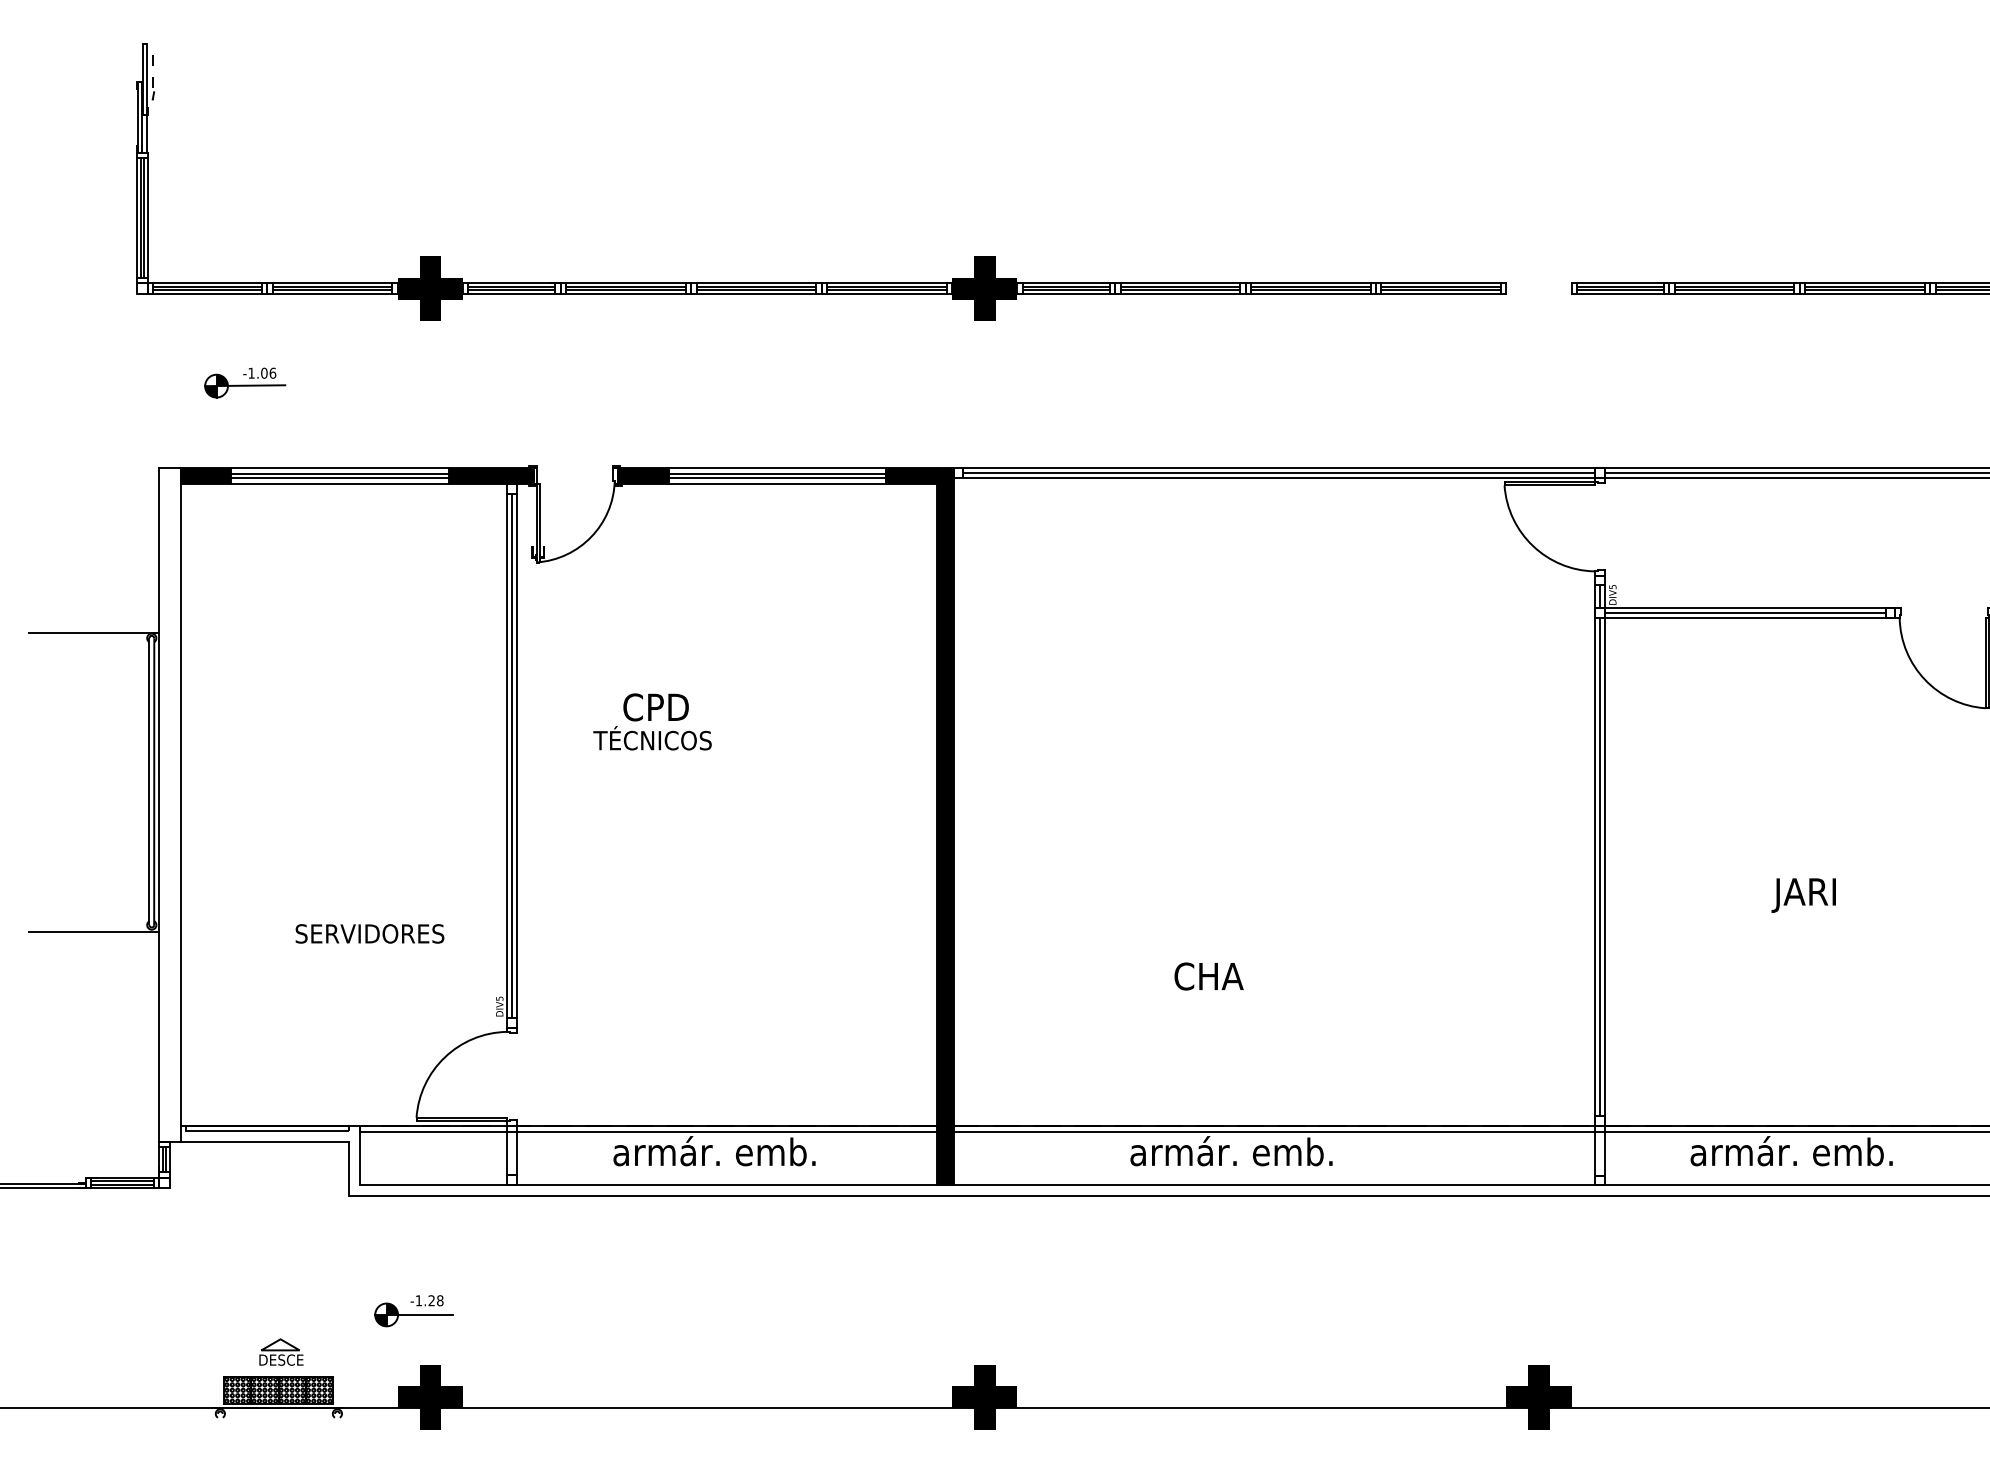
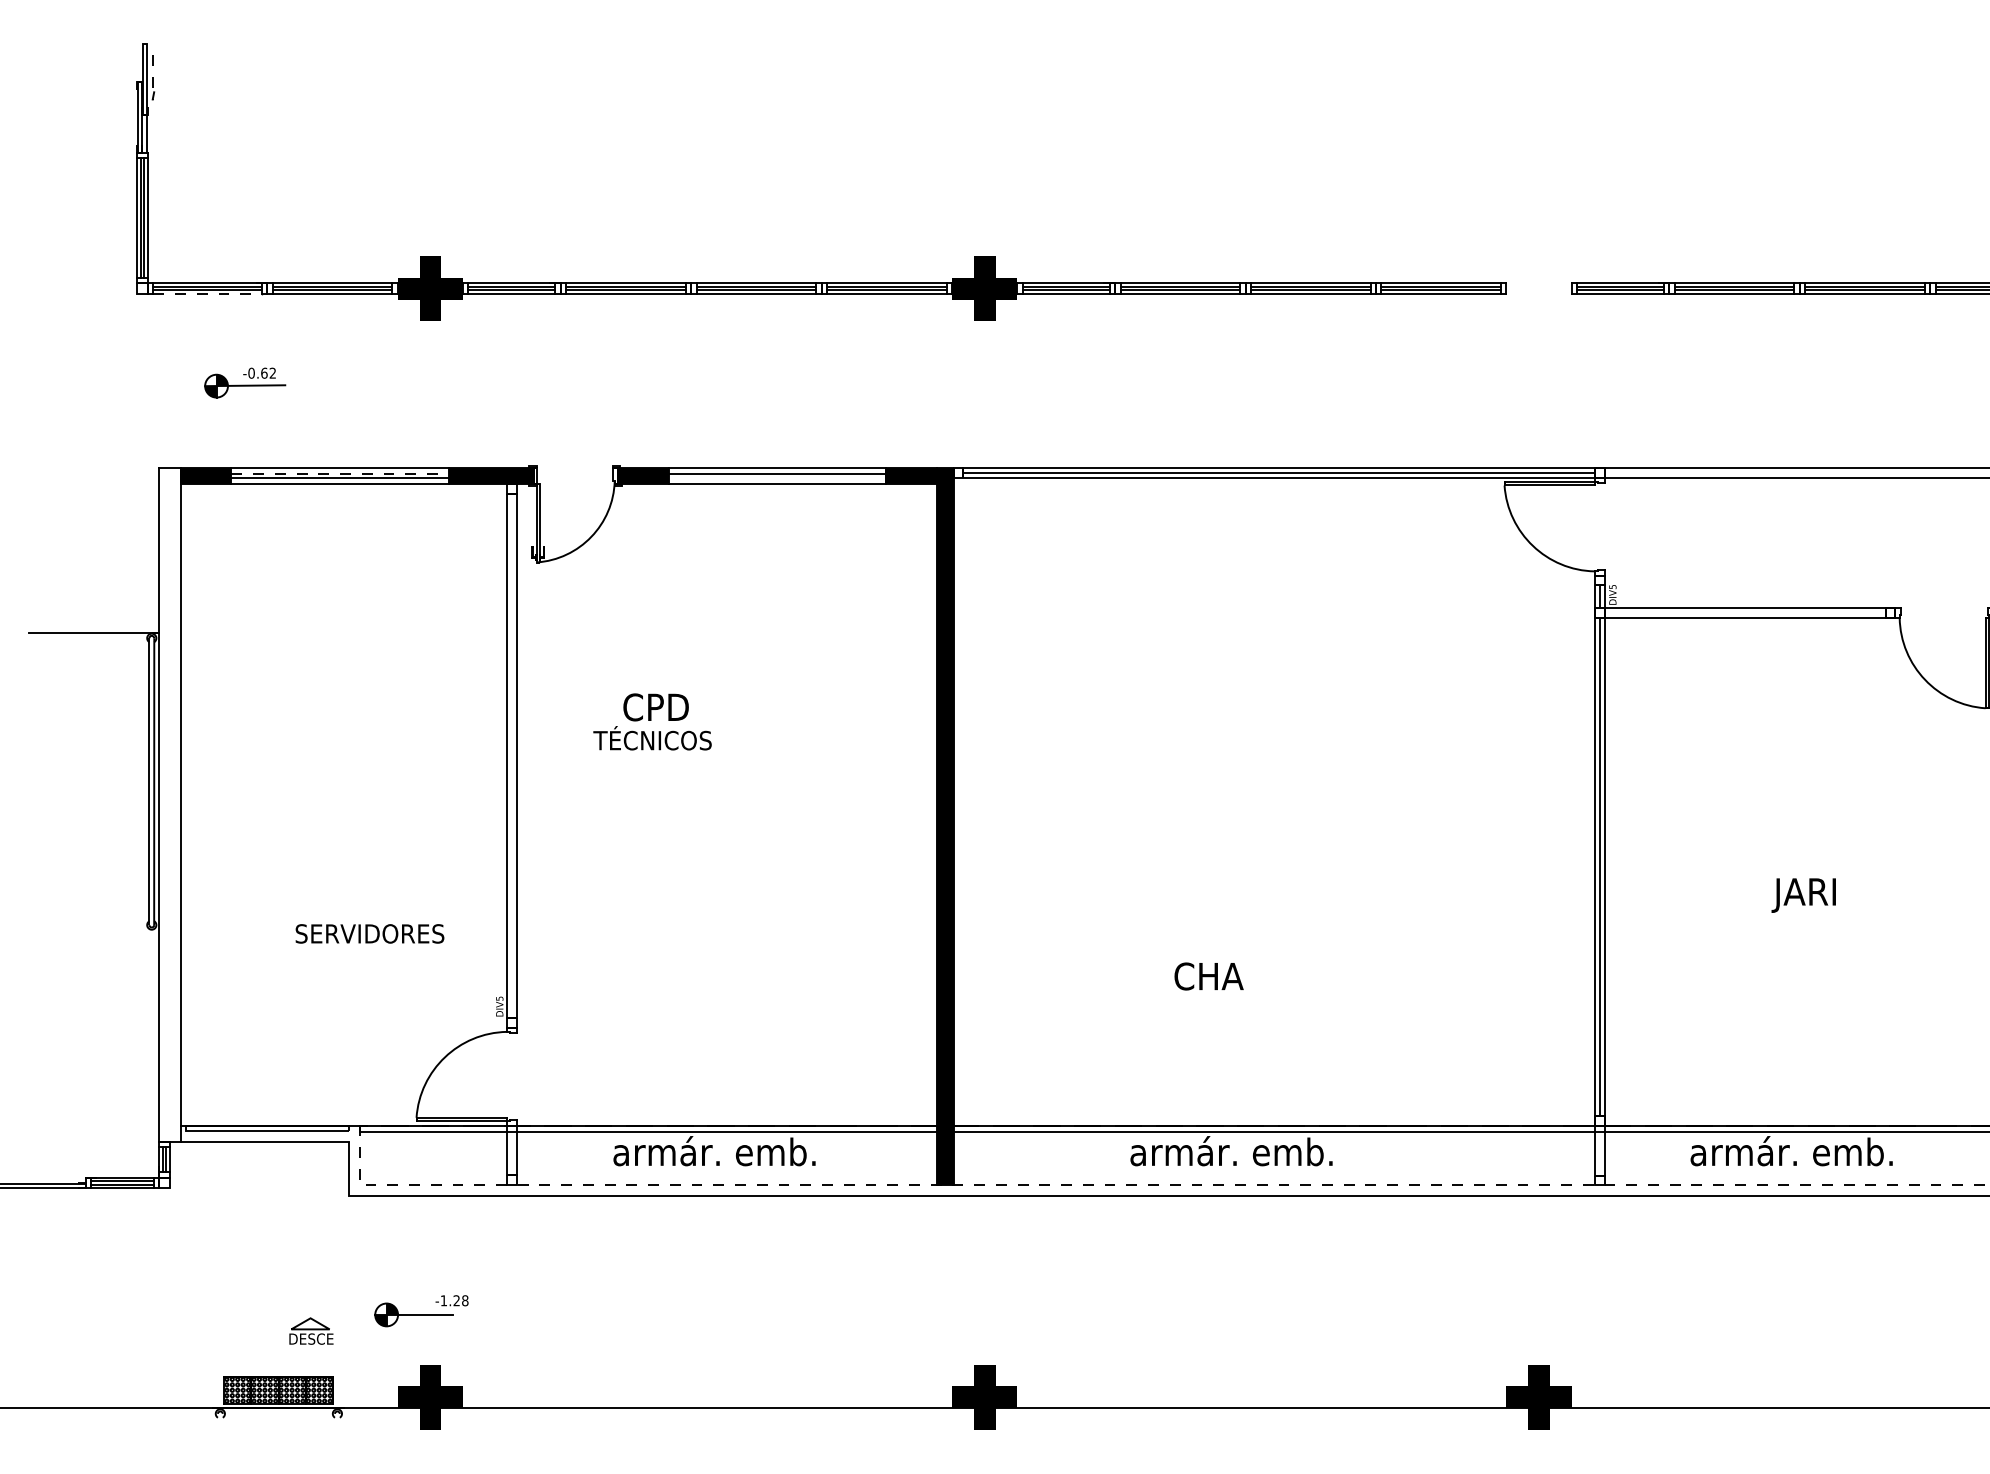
line: solid -> dashed (208, 294)
text: -1.06 -> -0.62 (262, 372)
line: present -> none (1795, 472)
line: solid -> dashed (340, 473)
line: present -> none (777, 478)
line: present -> none (1744, 613)
line: present -> none (511, 755)
line: present -> none (93, 931)
line: solid -> dashed (1144, 1185)
text position: (426, 1300) -> (451, 1300) (451, 1300)
part position: (281, 1351) -> (311, 1330) (311, 1330)
